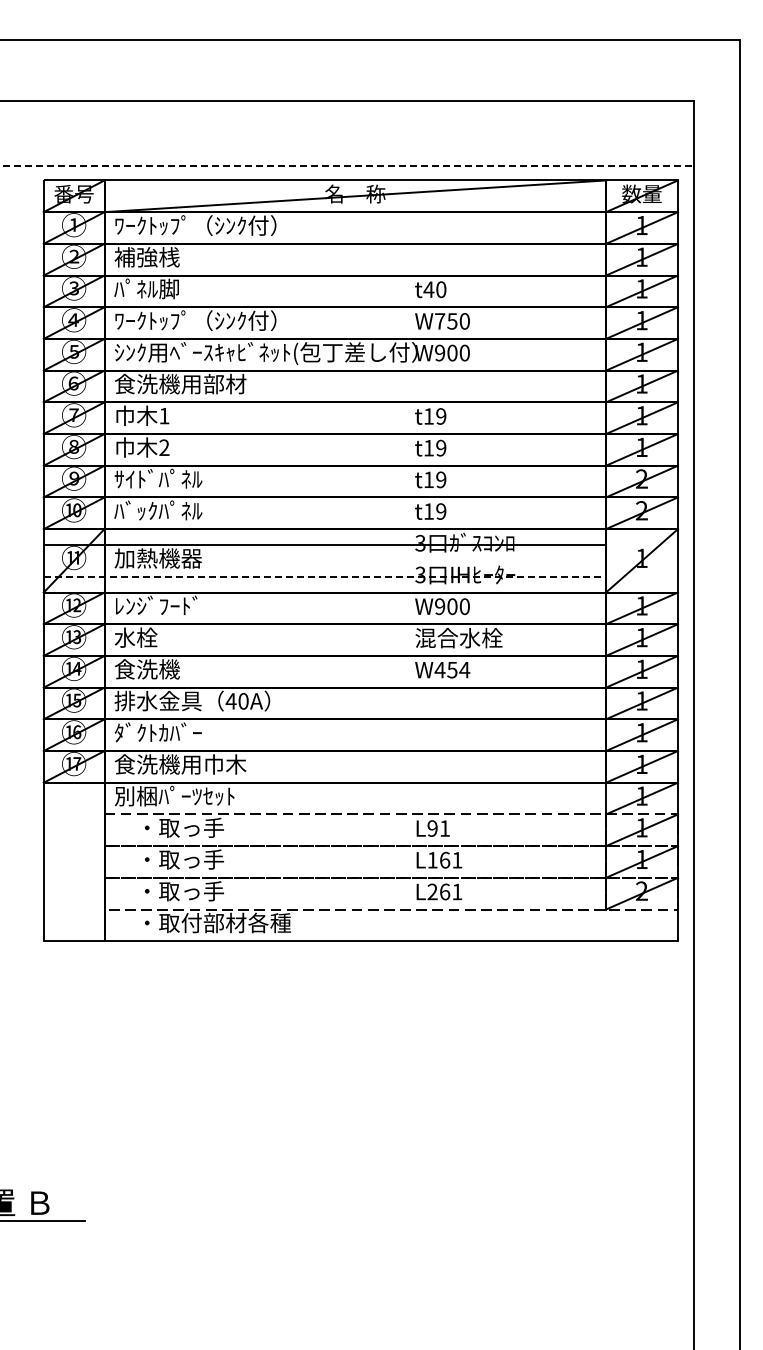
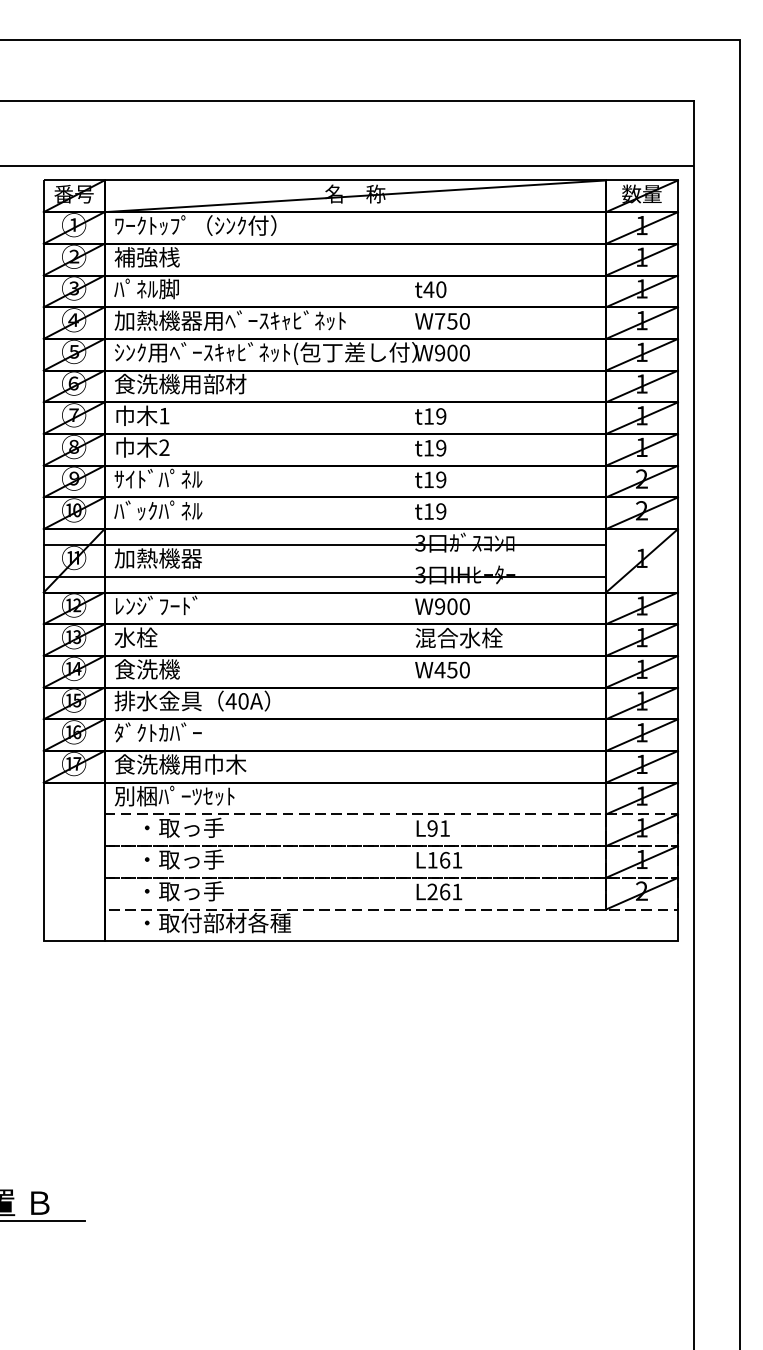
line: dashed -> solid (347, 166)
text: ﾜｰｸﾄｯﾌﾟ（ｼﾝｸ付） -> 加熱機器用ﾍﾞｰｽｷｬﾋﾞﾈｯﾄ (229, 320)
line: dashed -> solid (325, 576)
text: W454 -> W450 (464, 669)
